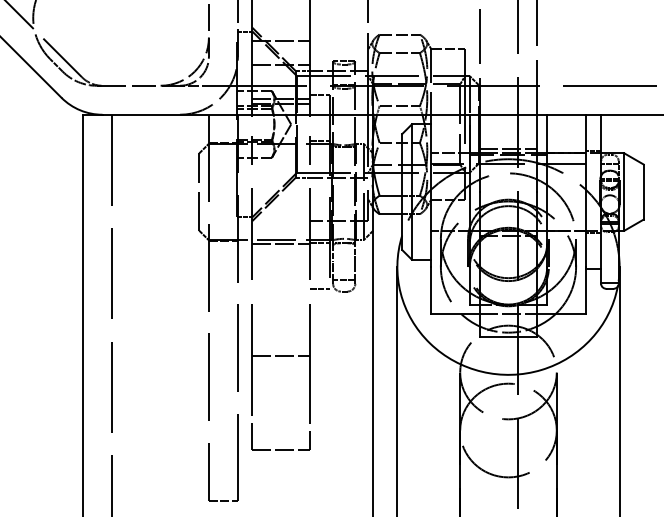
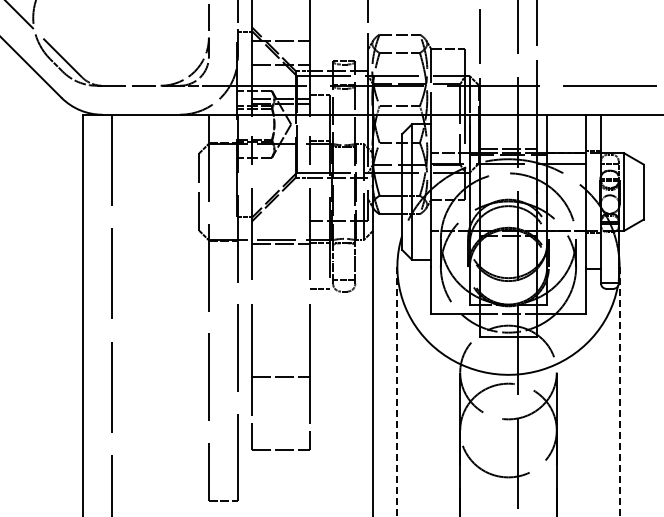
line position: (281, 356) -> (281, 377) (281, 377)
line: solid -> dashed (397, 392)
line: solid -> dashed (619, 392)
